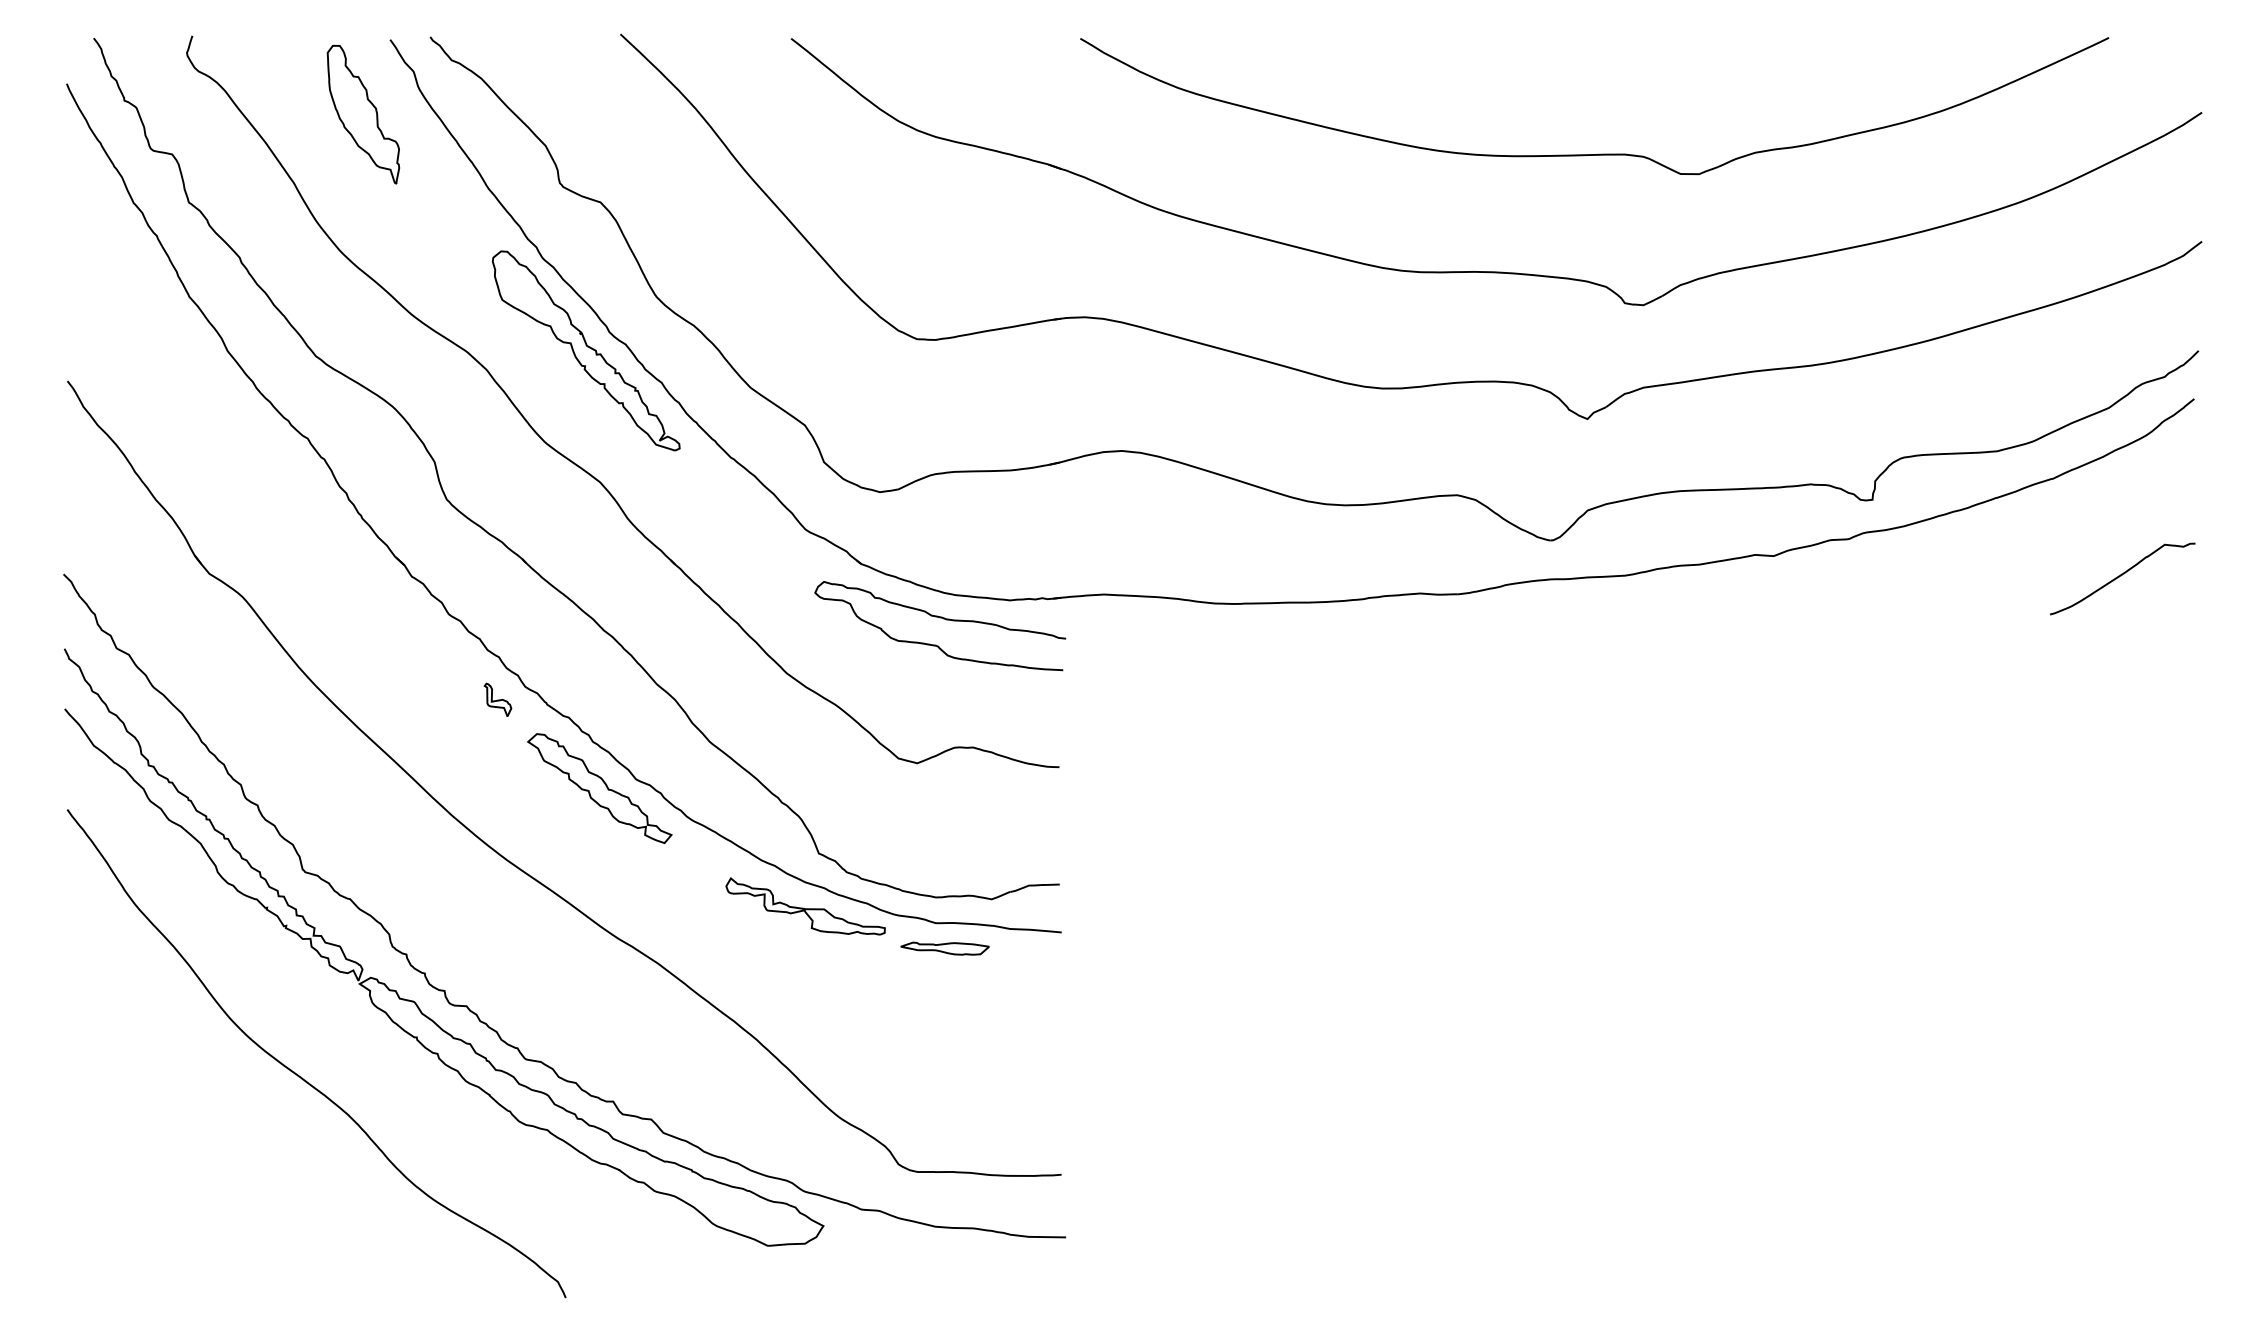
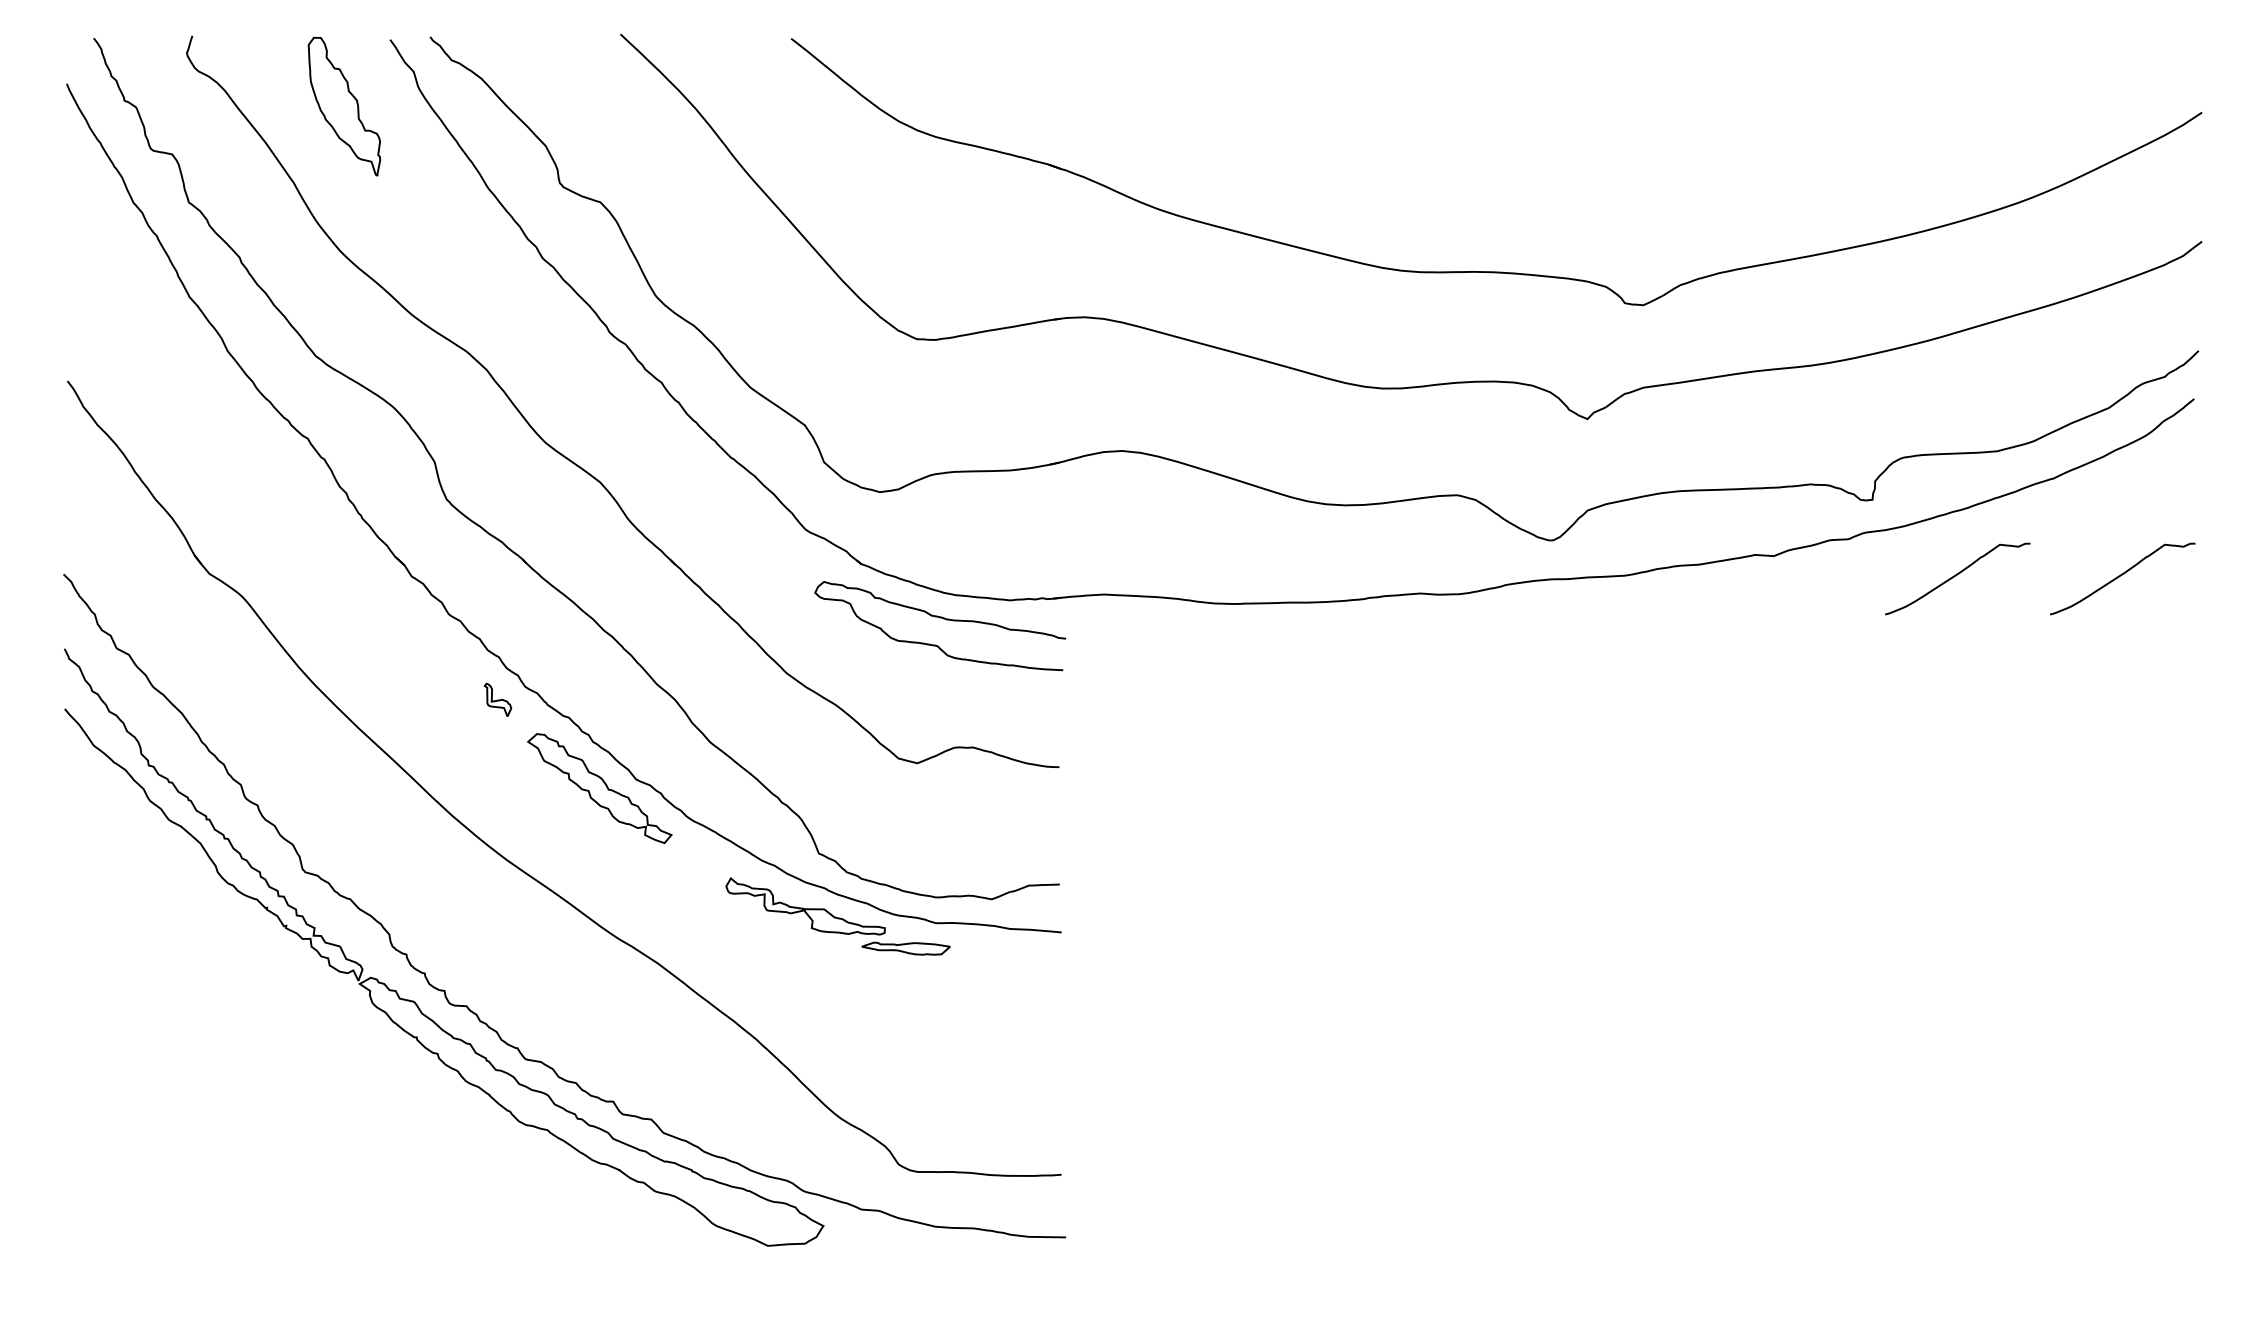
part position: (363, 114) -> (344, 106) (344, 106)
part: present -> none (1598, 153)
part: present -> none (585, 350)
curve: none -> present (1956, 576)
part position: (944, 948) -> (905, 948) (905, 948)
curve: present -> none (301, 1076)
